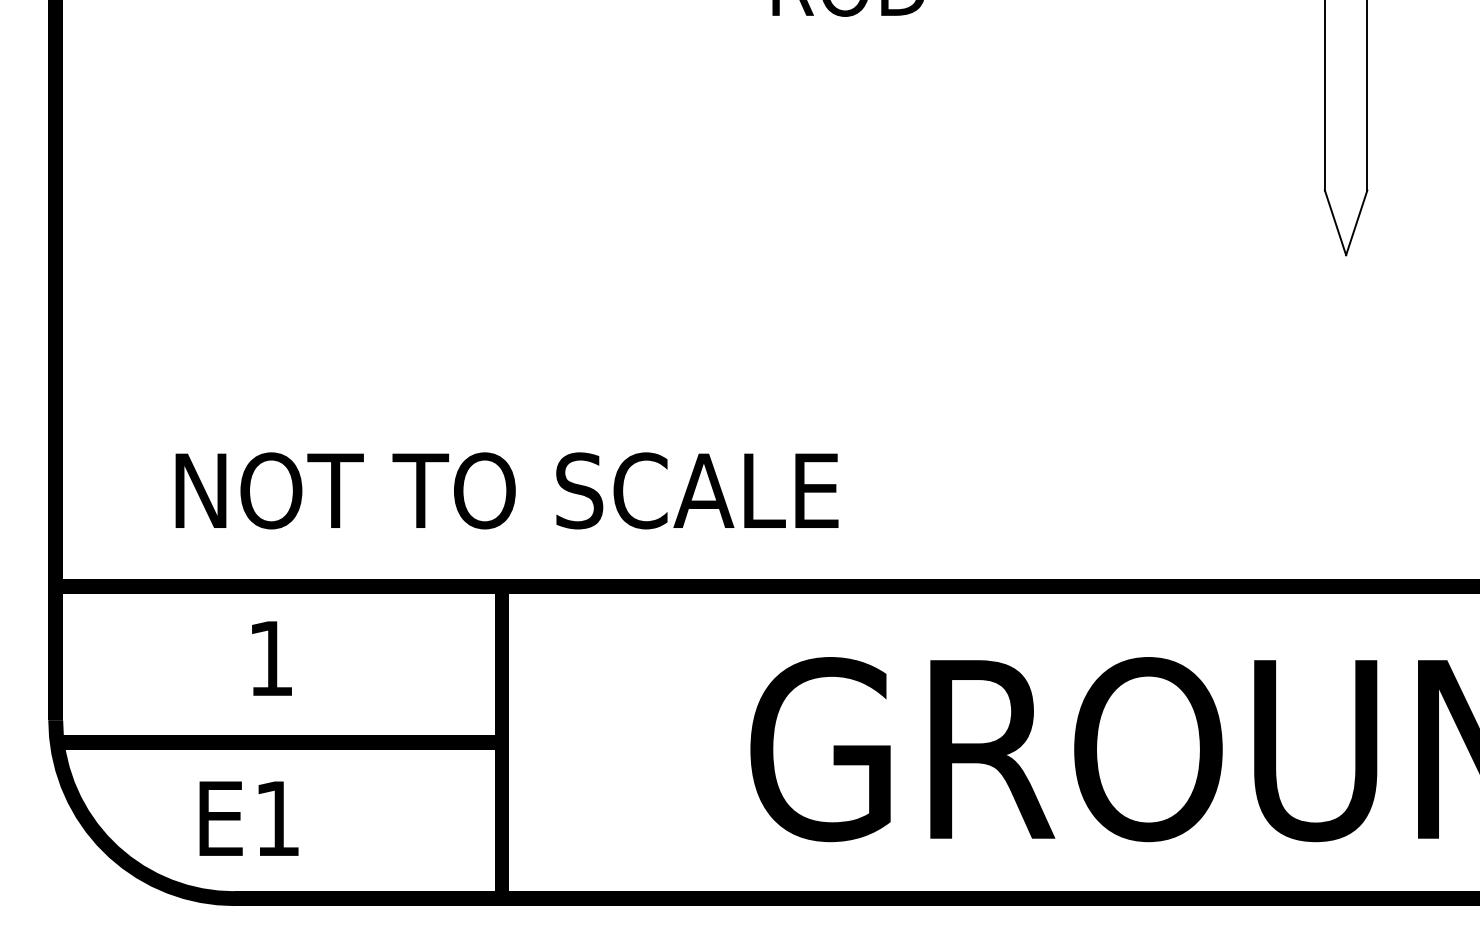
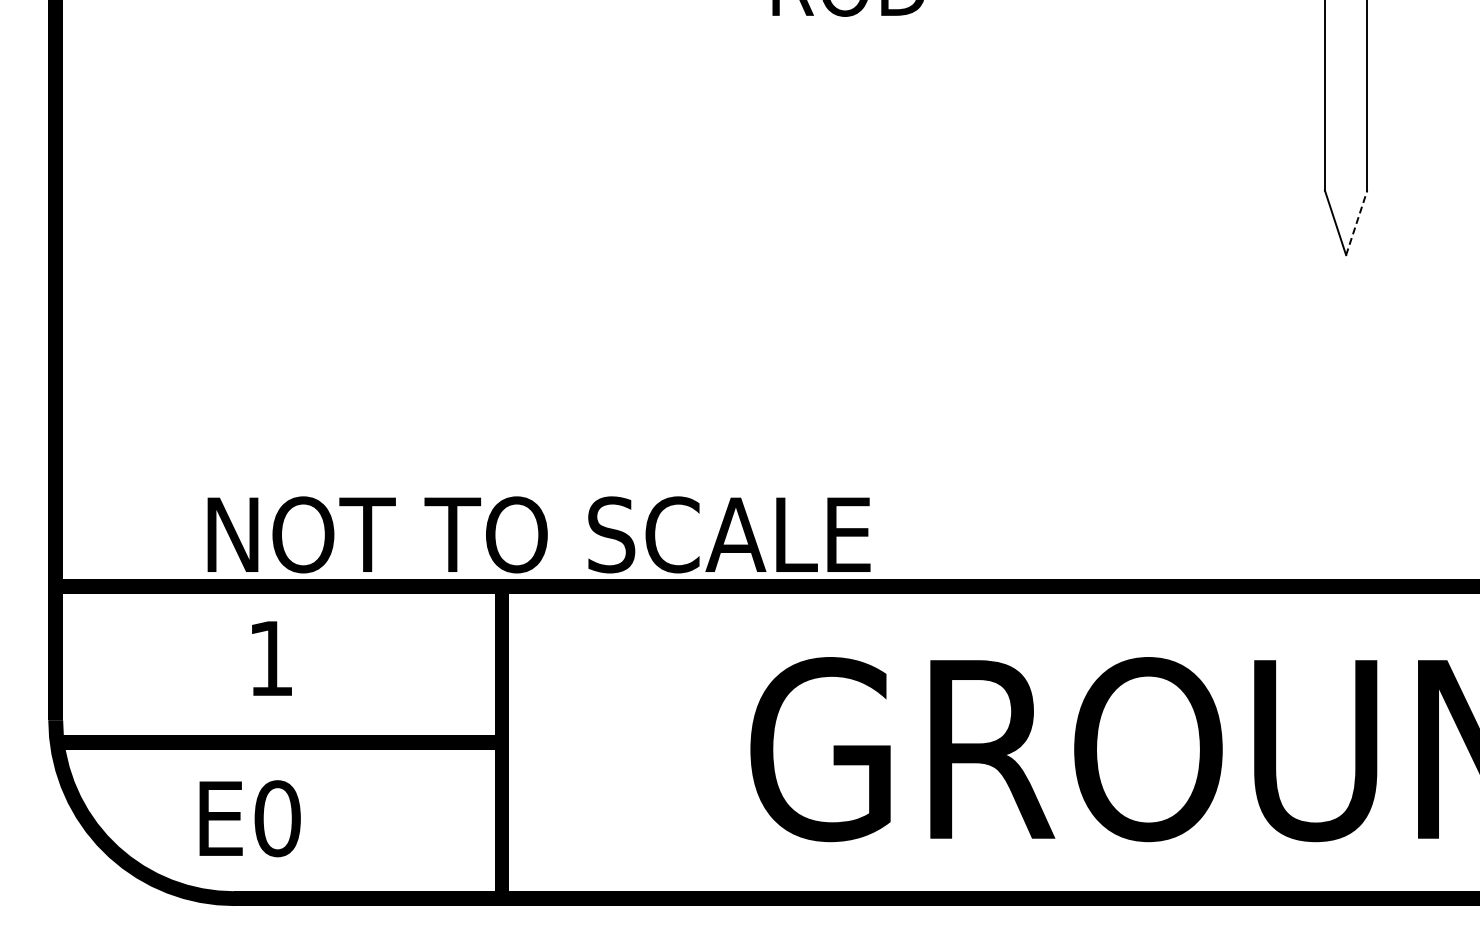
line: solid -> dashed (1356, 222)
text position: (506, 490) -> (538, 534) (538, 534)
text: E1 -> E0 (277, 818)
